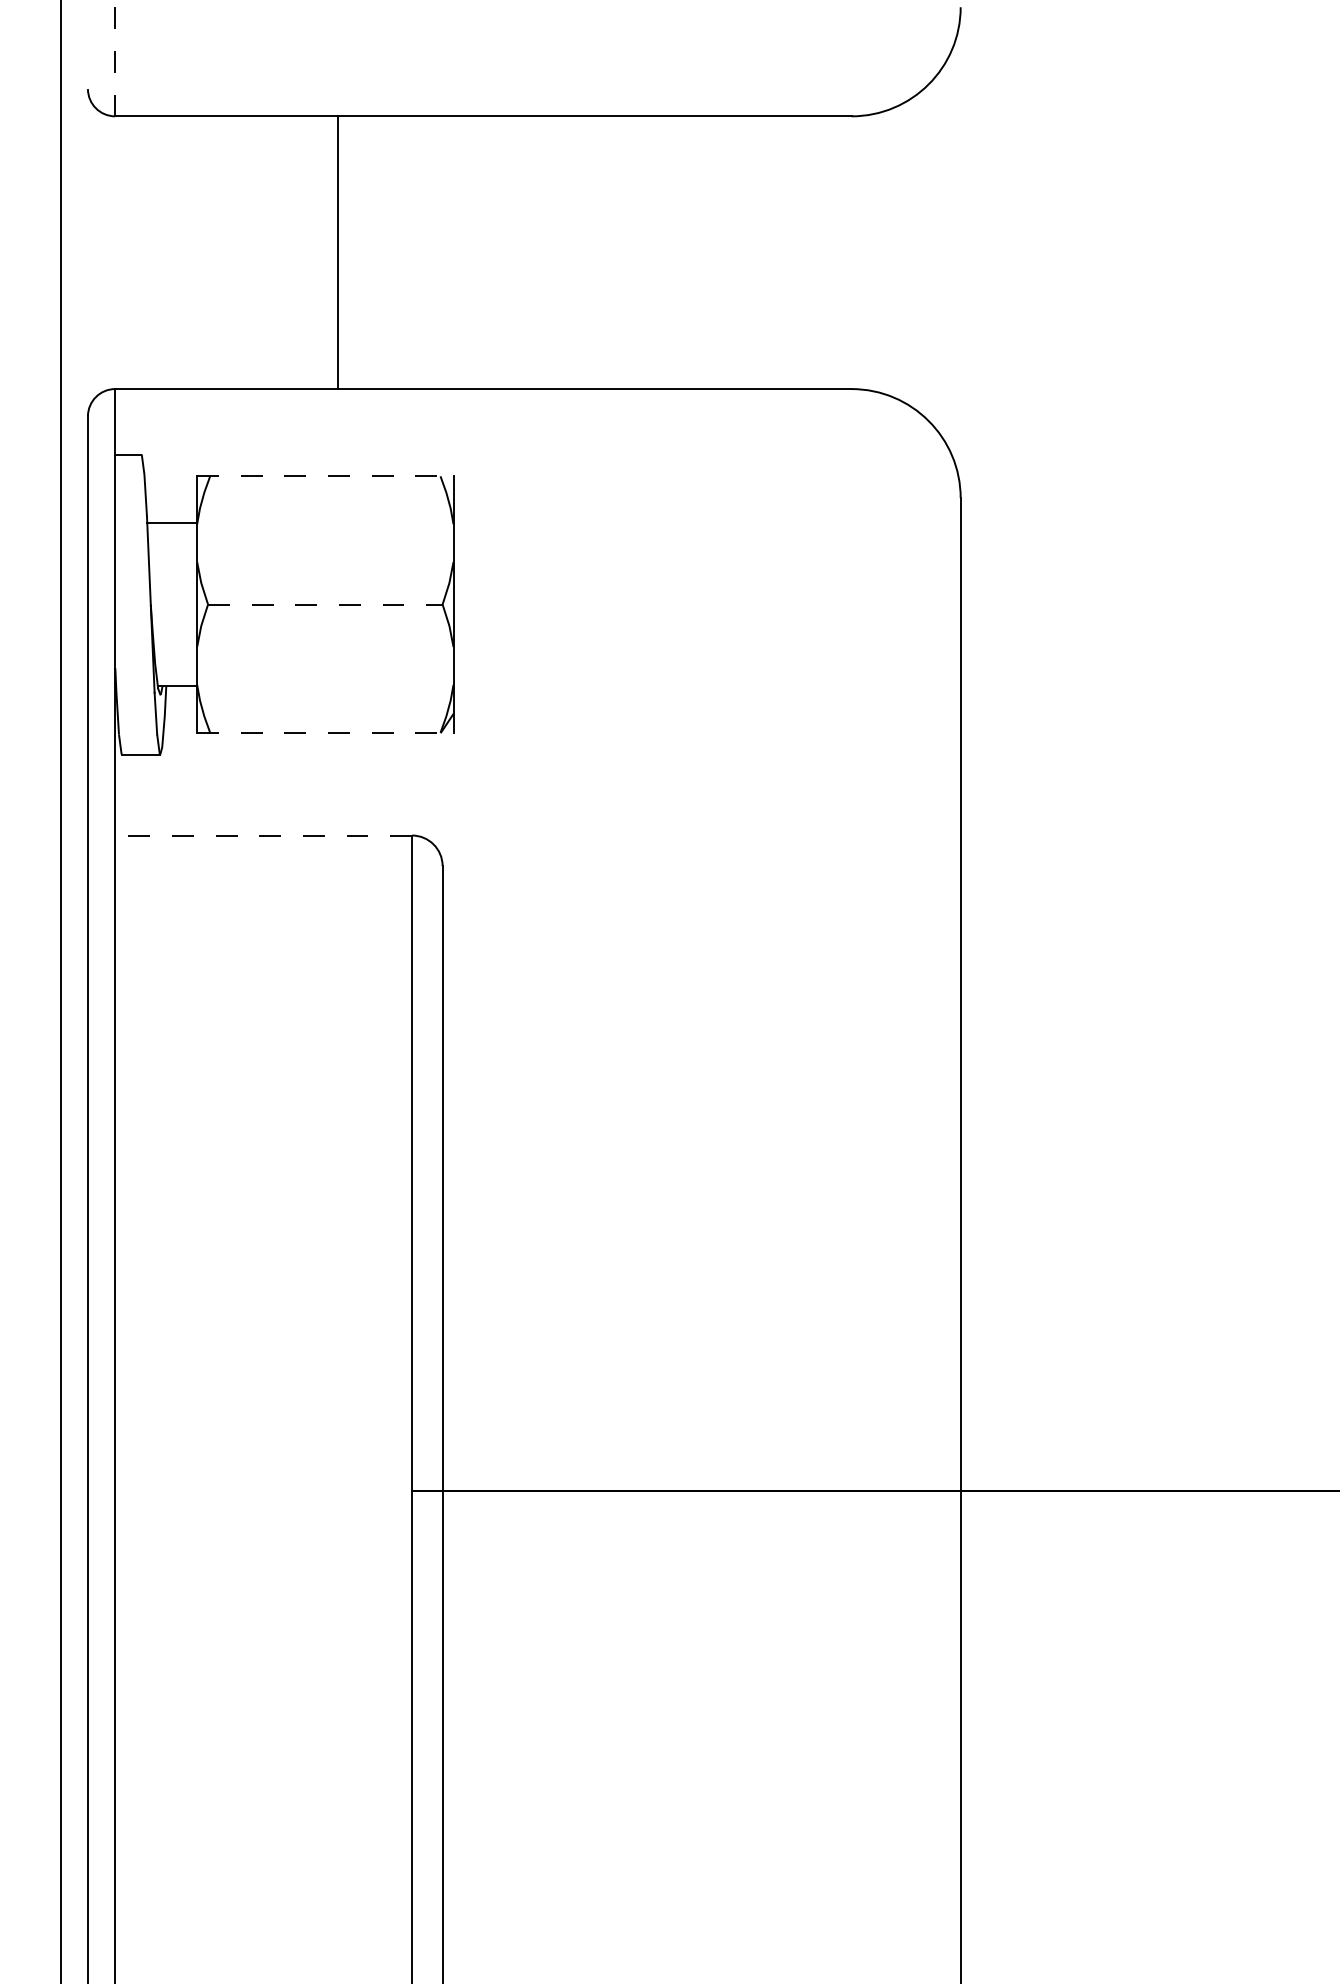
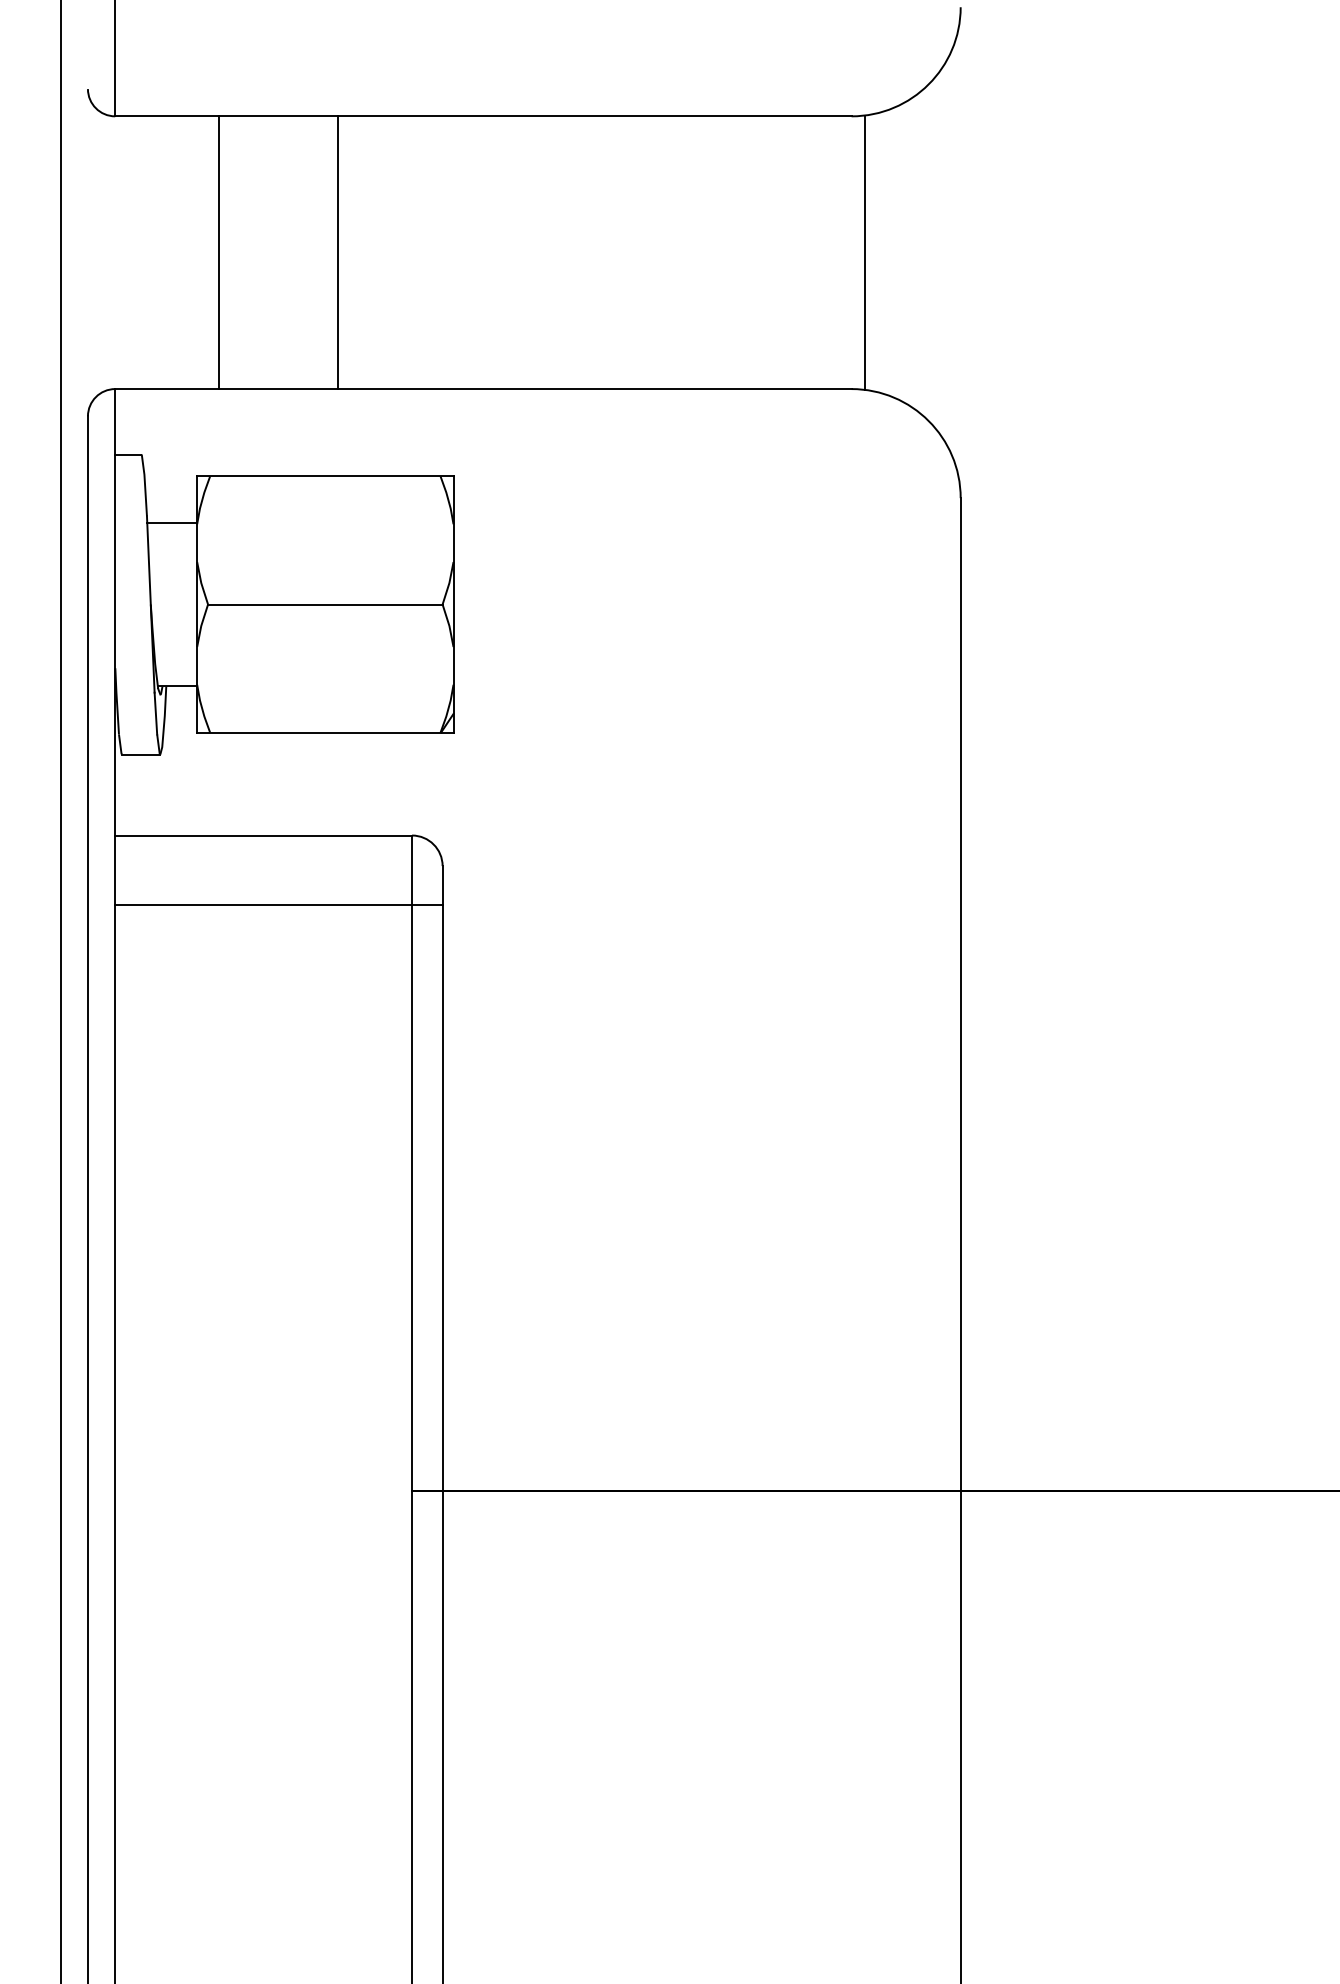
line: dashed -> solid (115, 58)
line: none -> present (218, 252)
line: none -> present (864, 252)
line: dashed -> solid (325, 476)
line: dashed -> solid (325, 604)
line: dashed -> solid (325, 732)
line: dashed -> solid (263, 835)
line: none -> present (278, 904)
